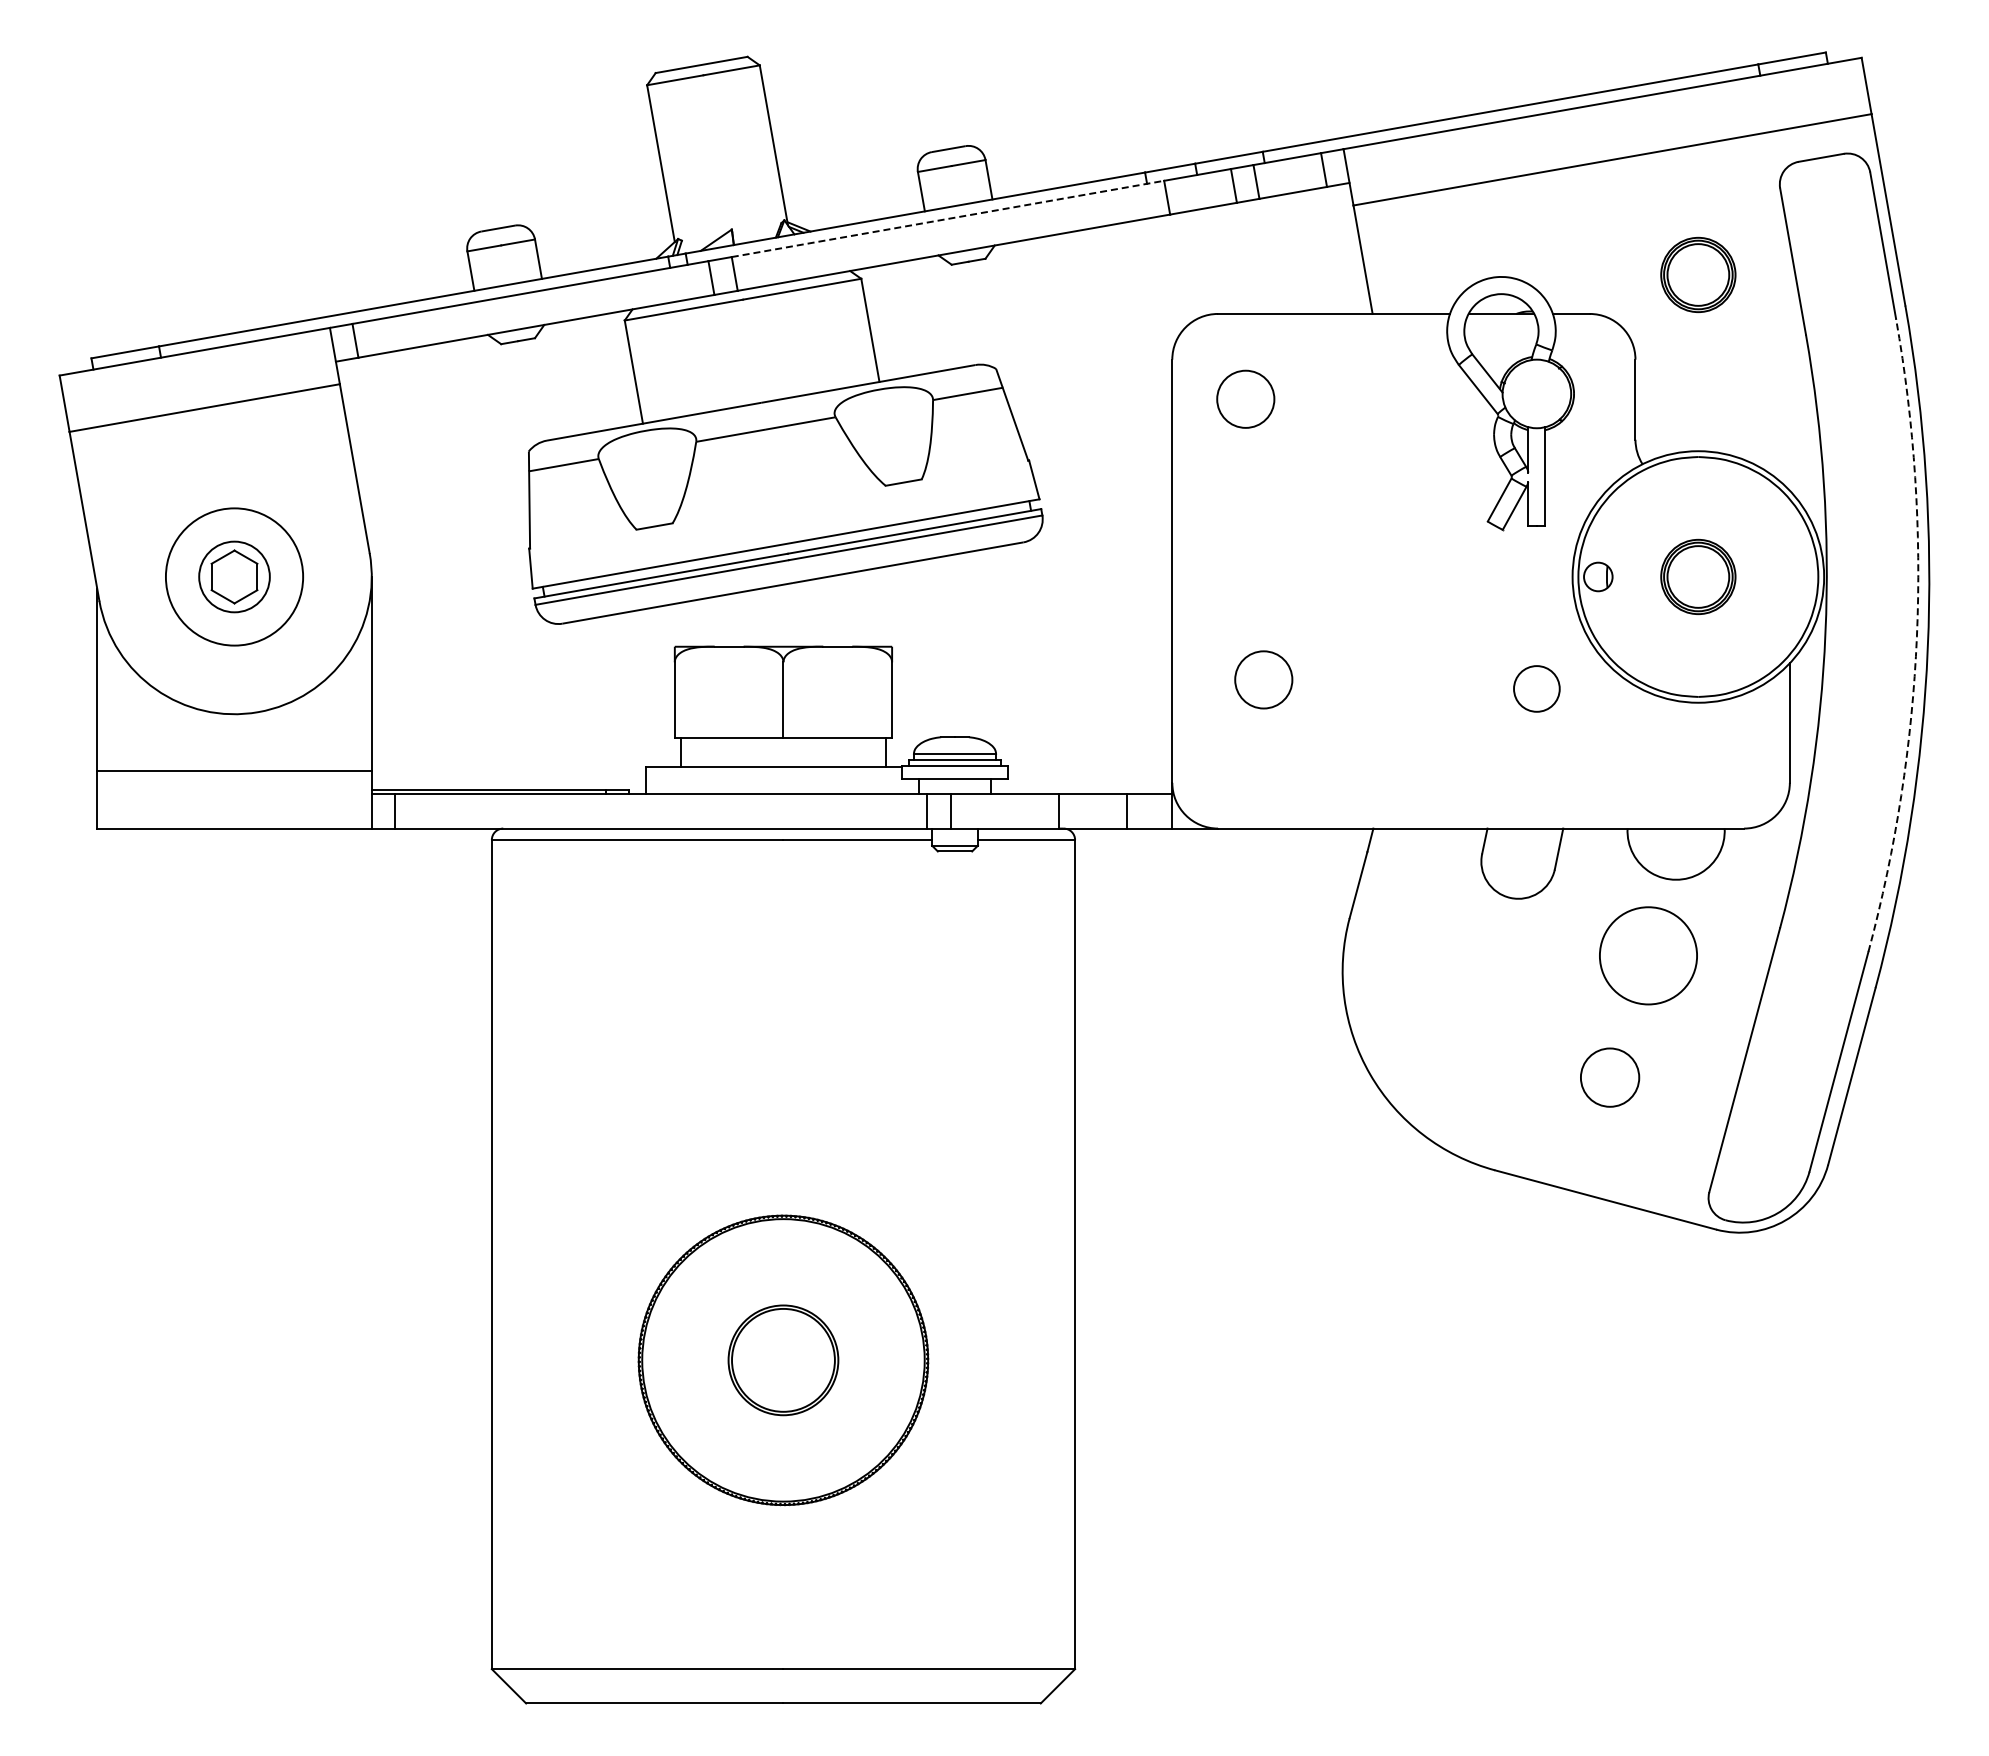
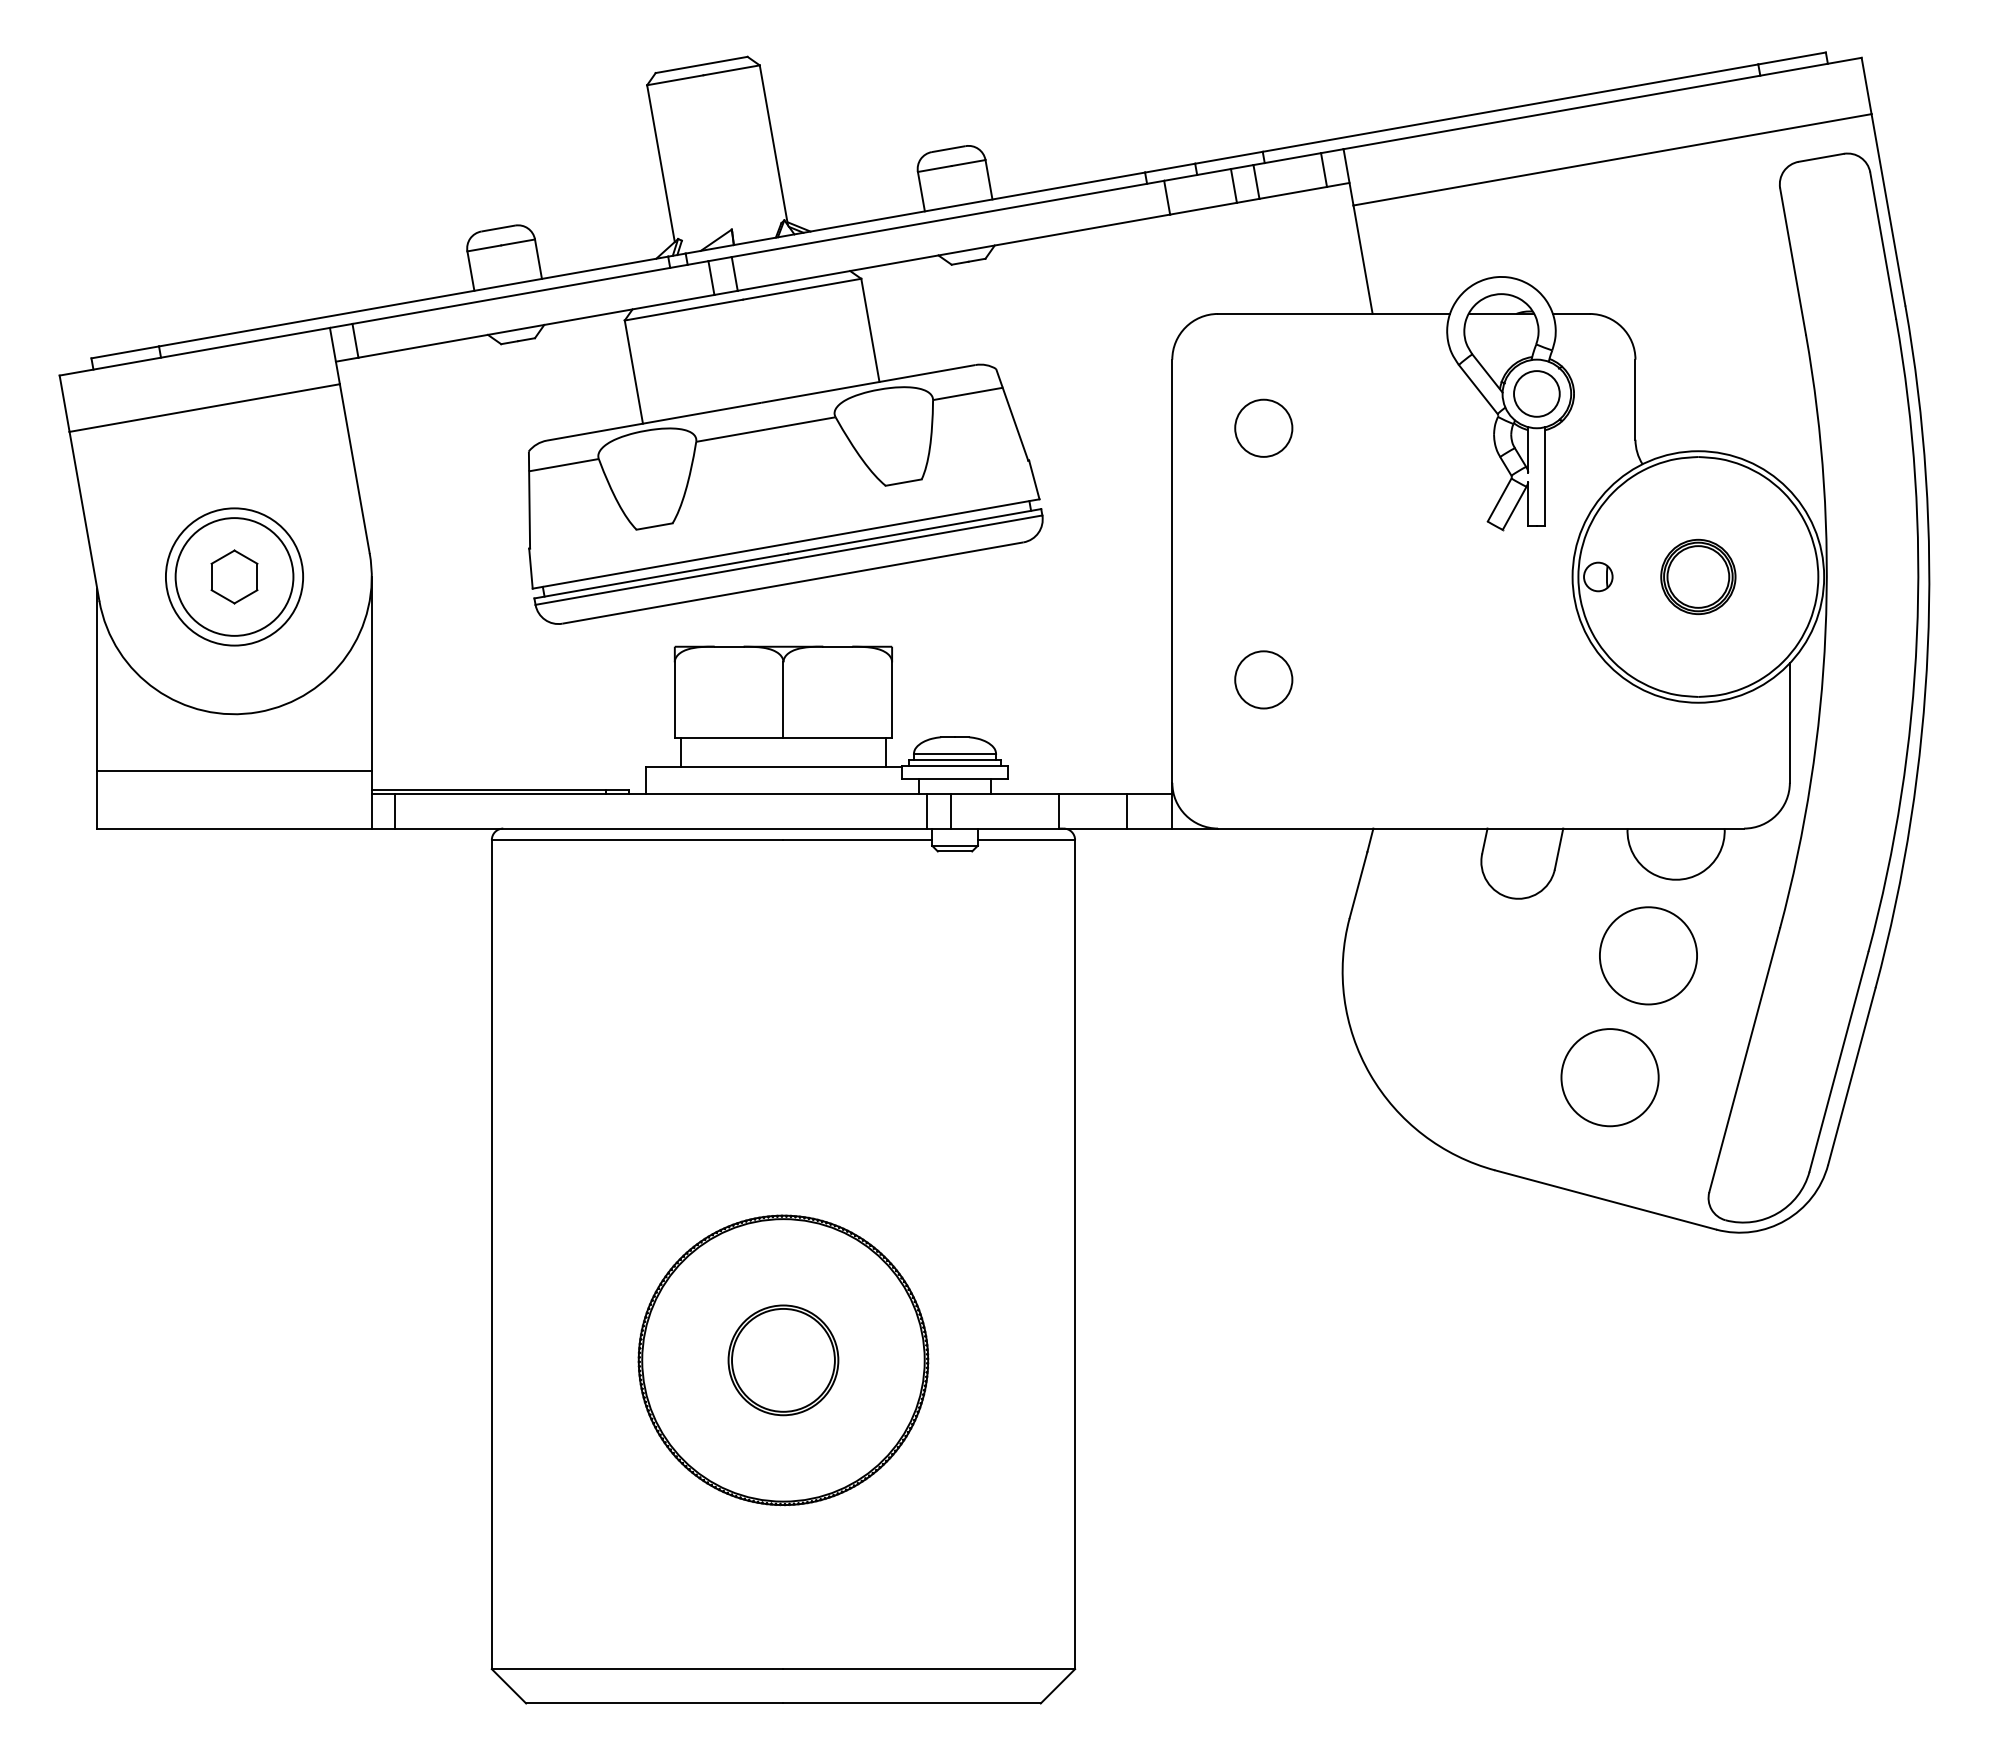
line: dashed -> solid (947, 218)
part: present -> none (1698, 274)
circle position: (1245, 398) -> (1263, 427) (1263, 427)
circle diameter: 71 px -> 118 px (234, 576)
arc: dashed -> solid (1916, 636)
circle position: (1536, 688) -> (1536, 393) (1536, 393)
circle diameter: 58 px -> 97 px (1609, 1077)
